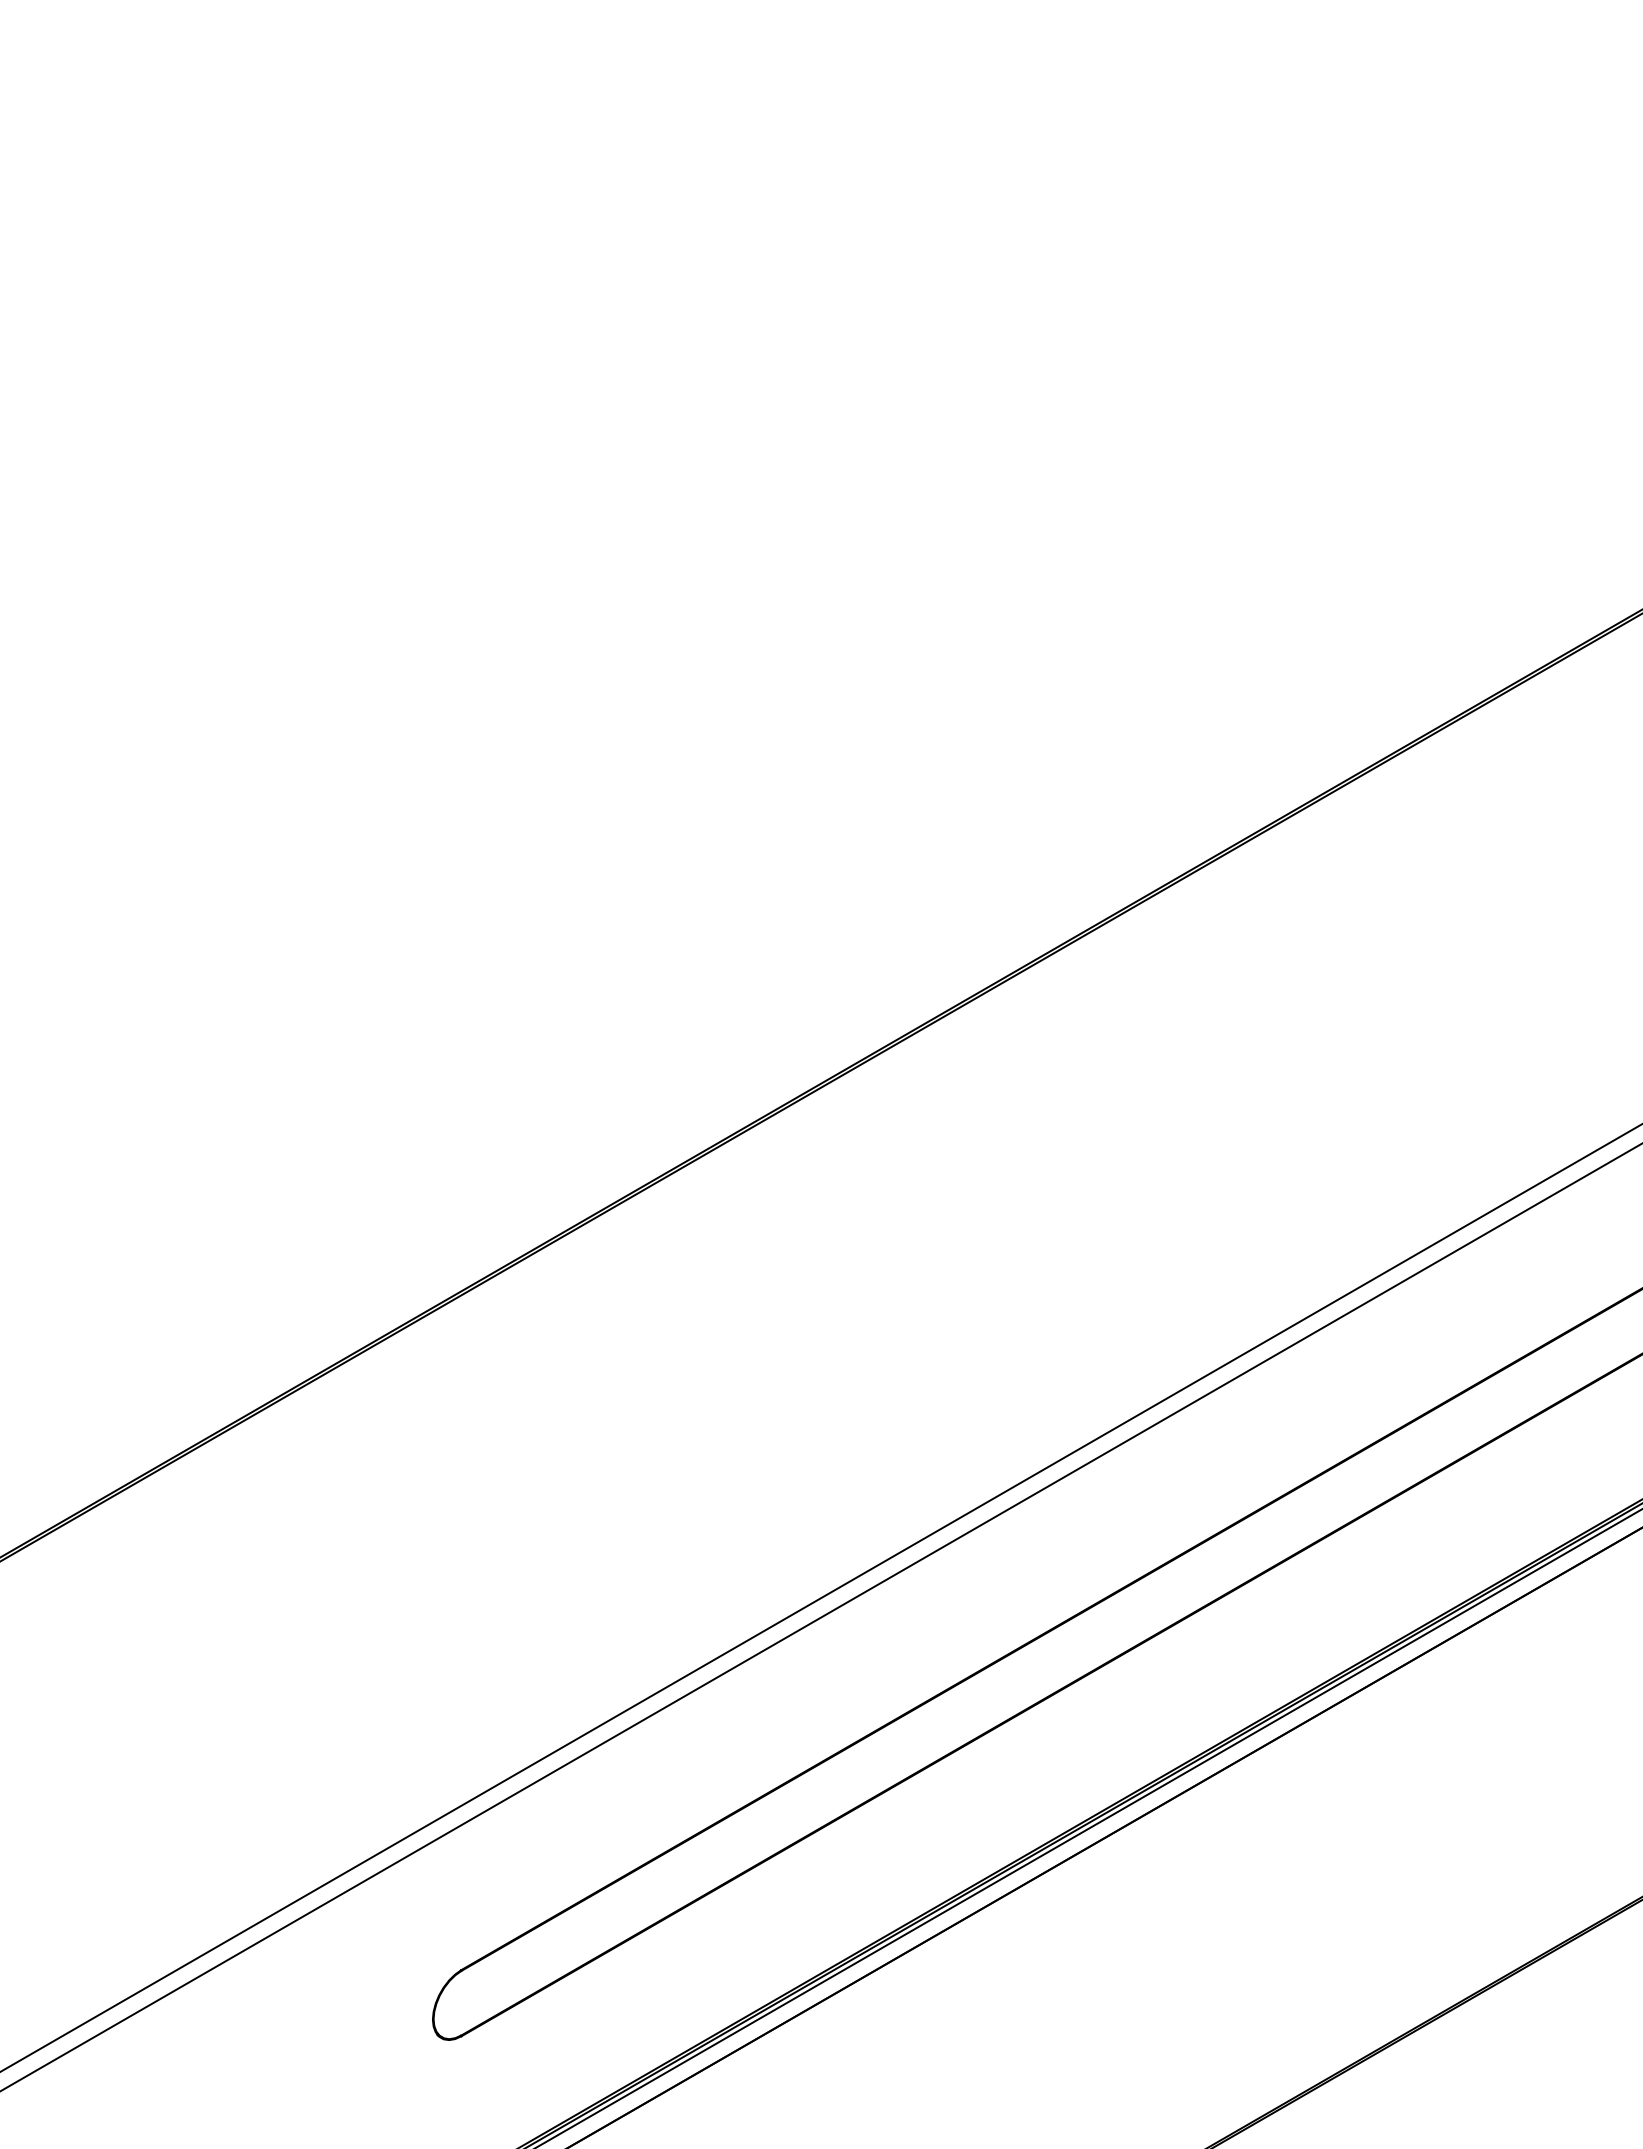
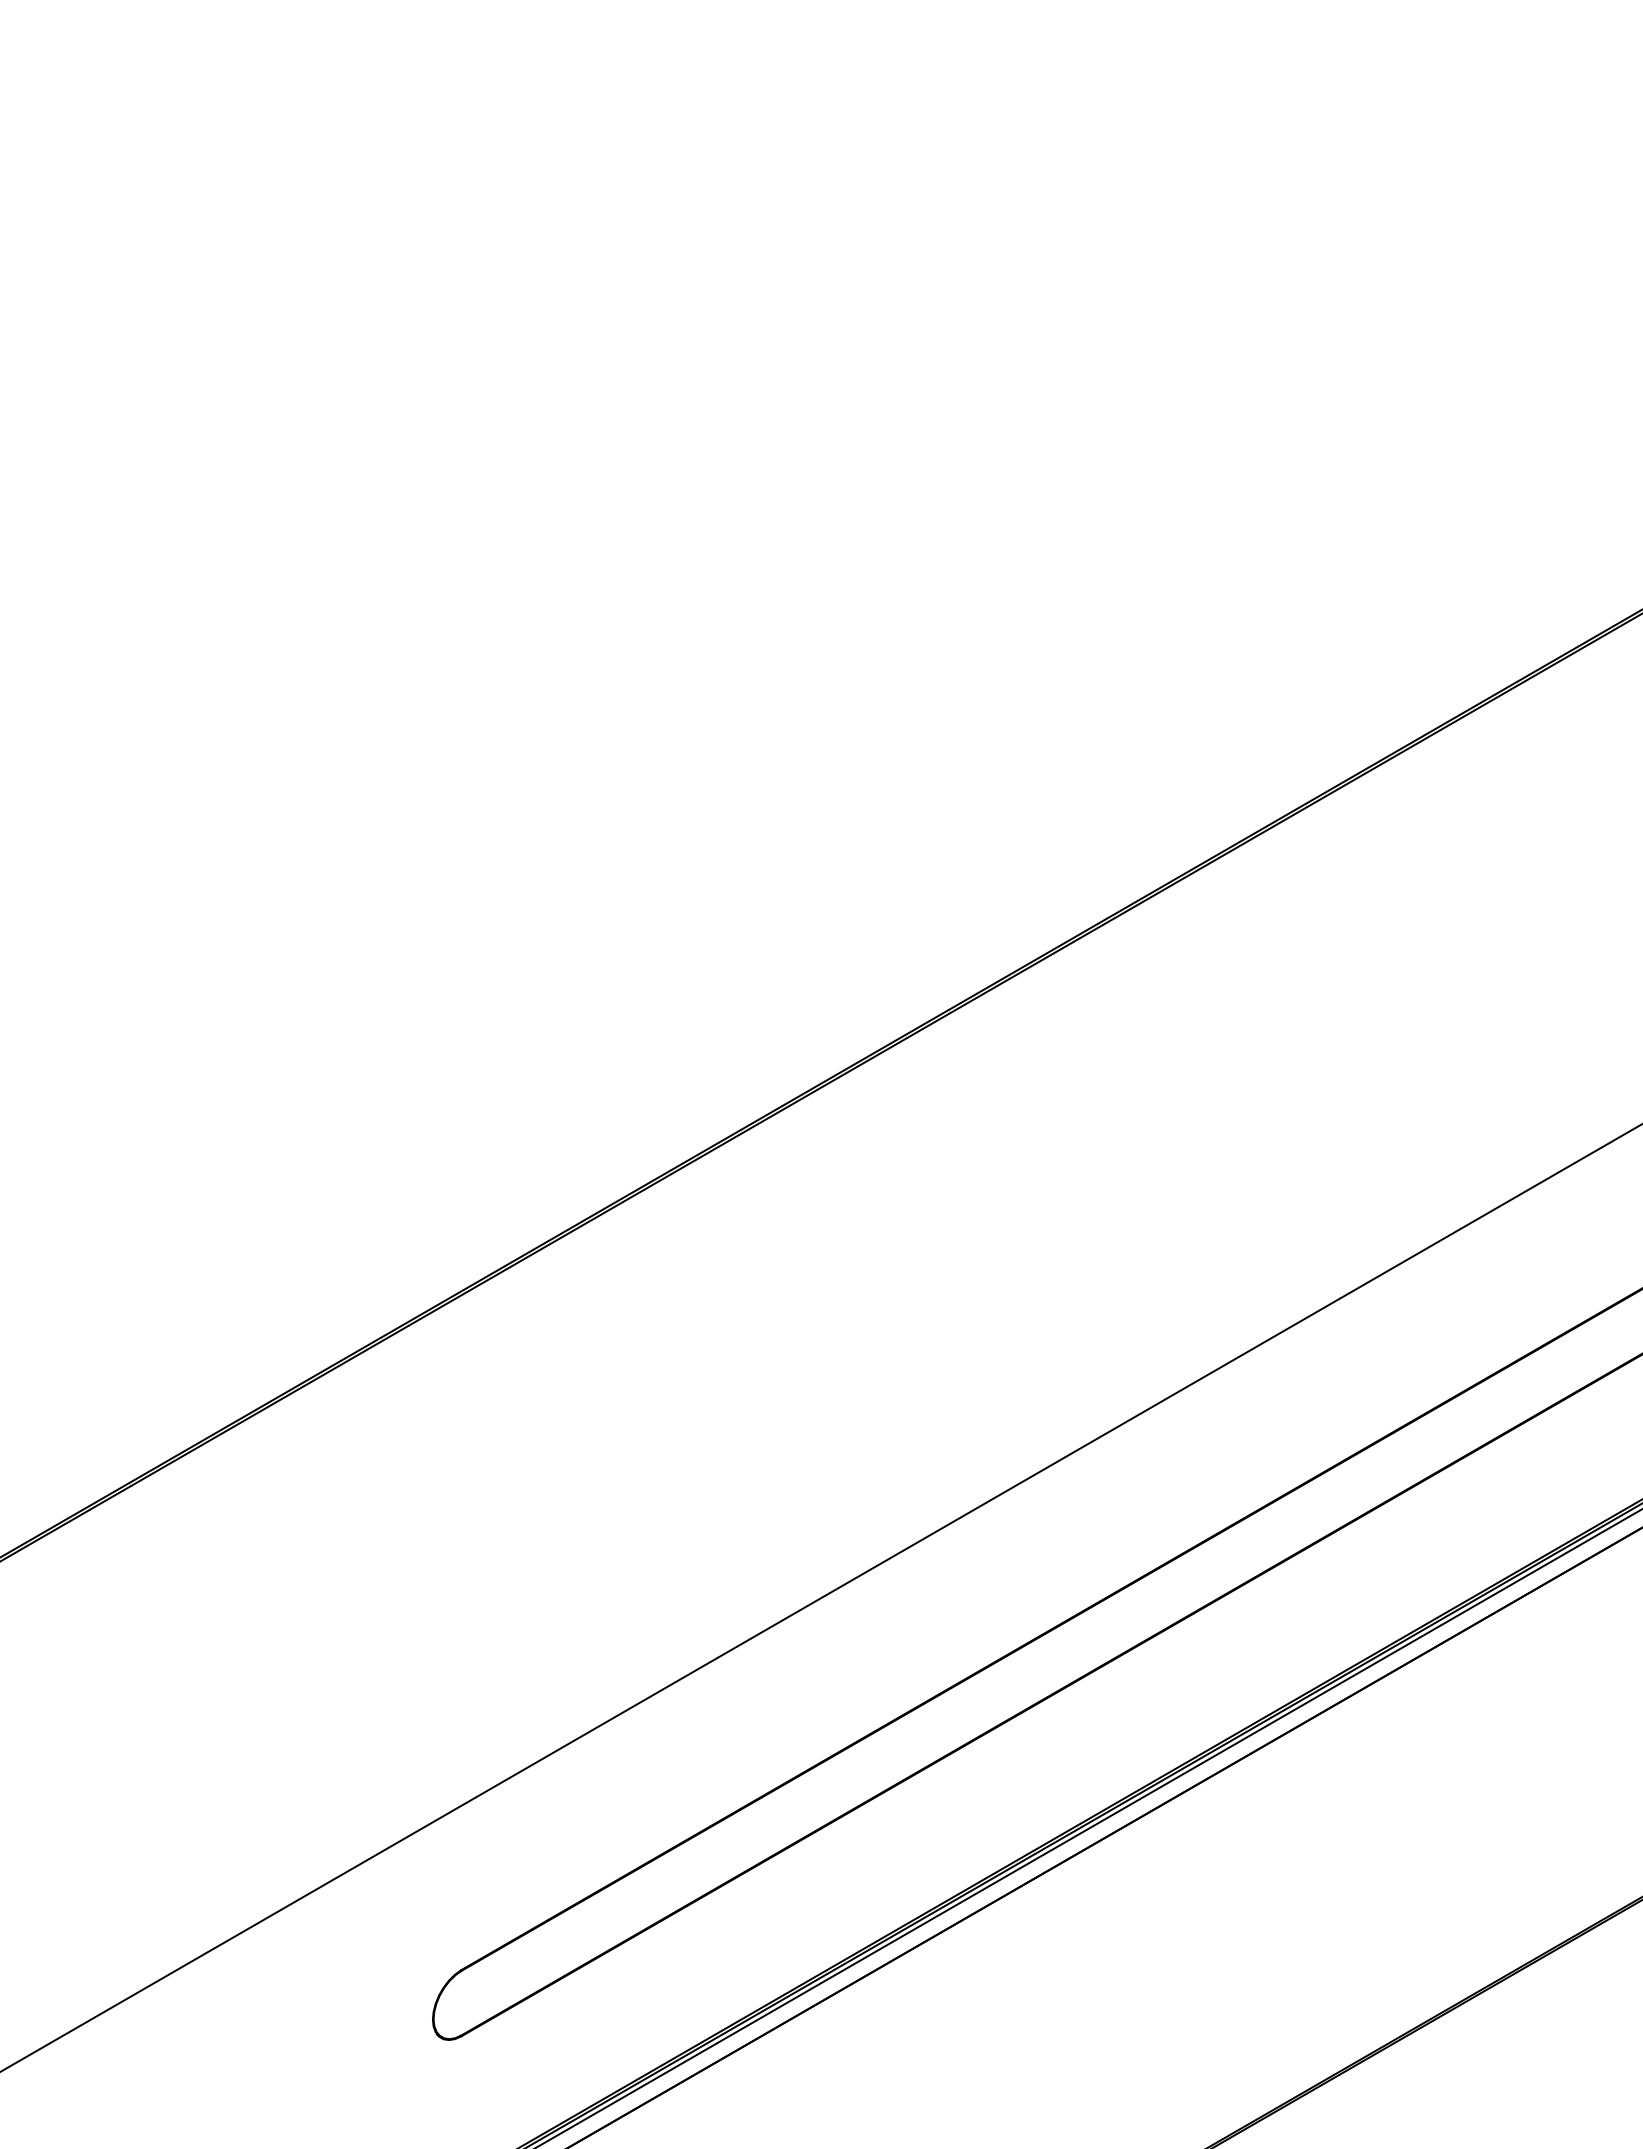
line: present -> none (820, 1617)
